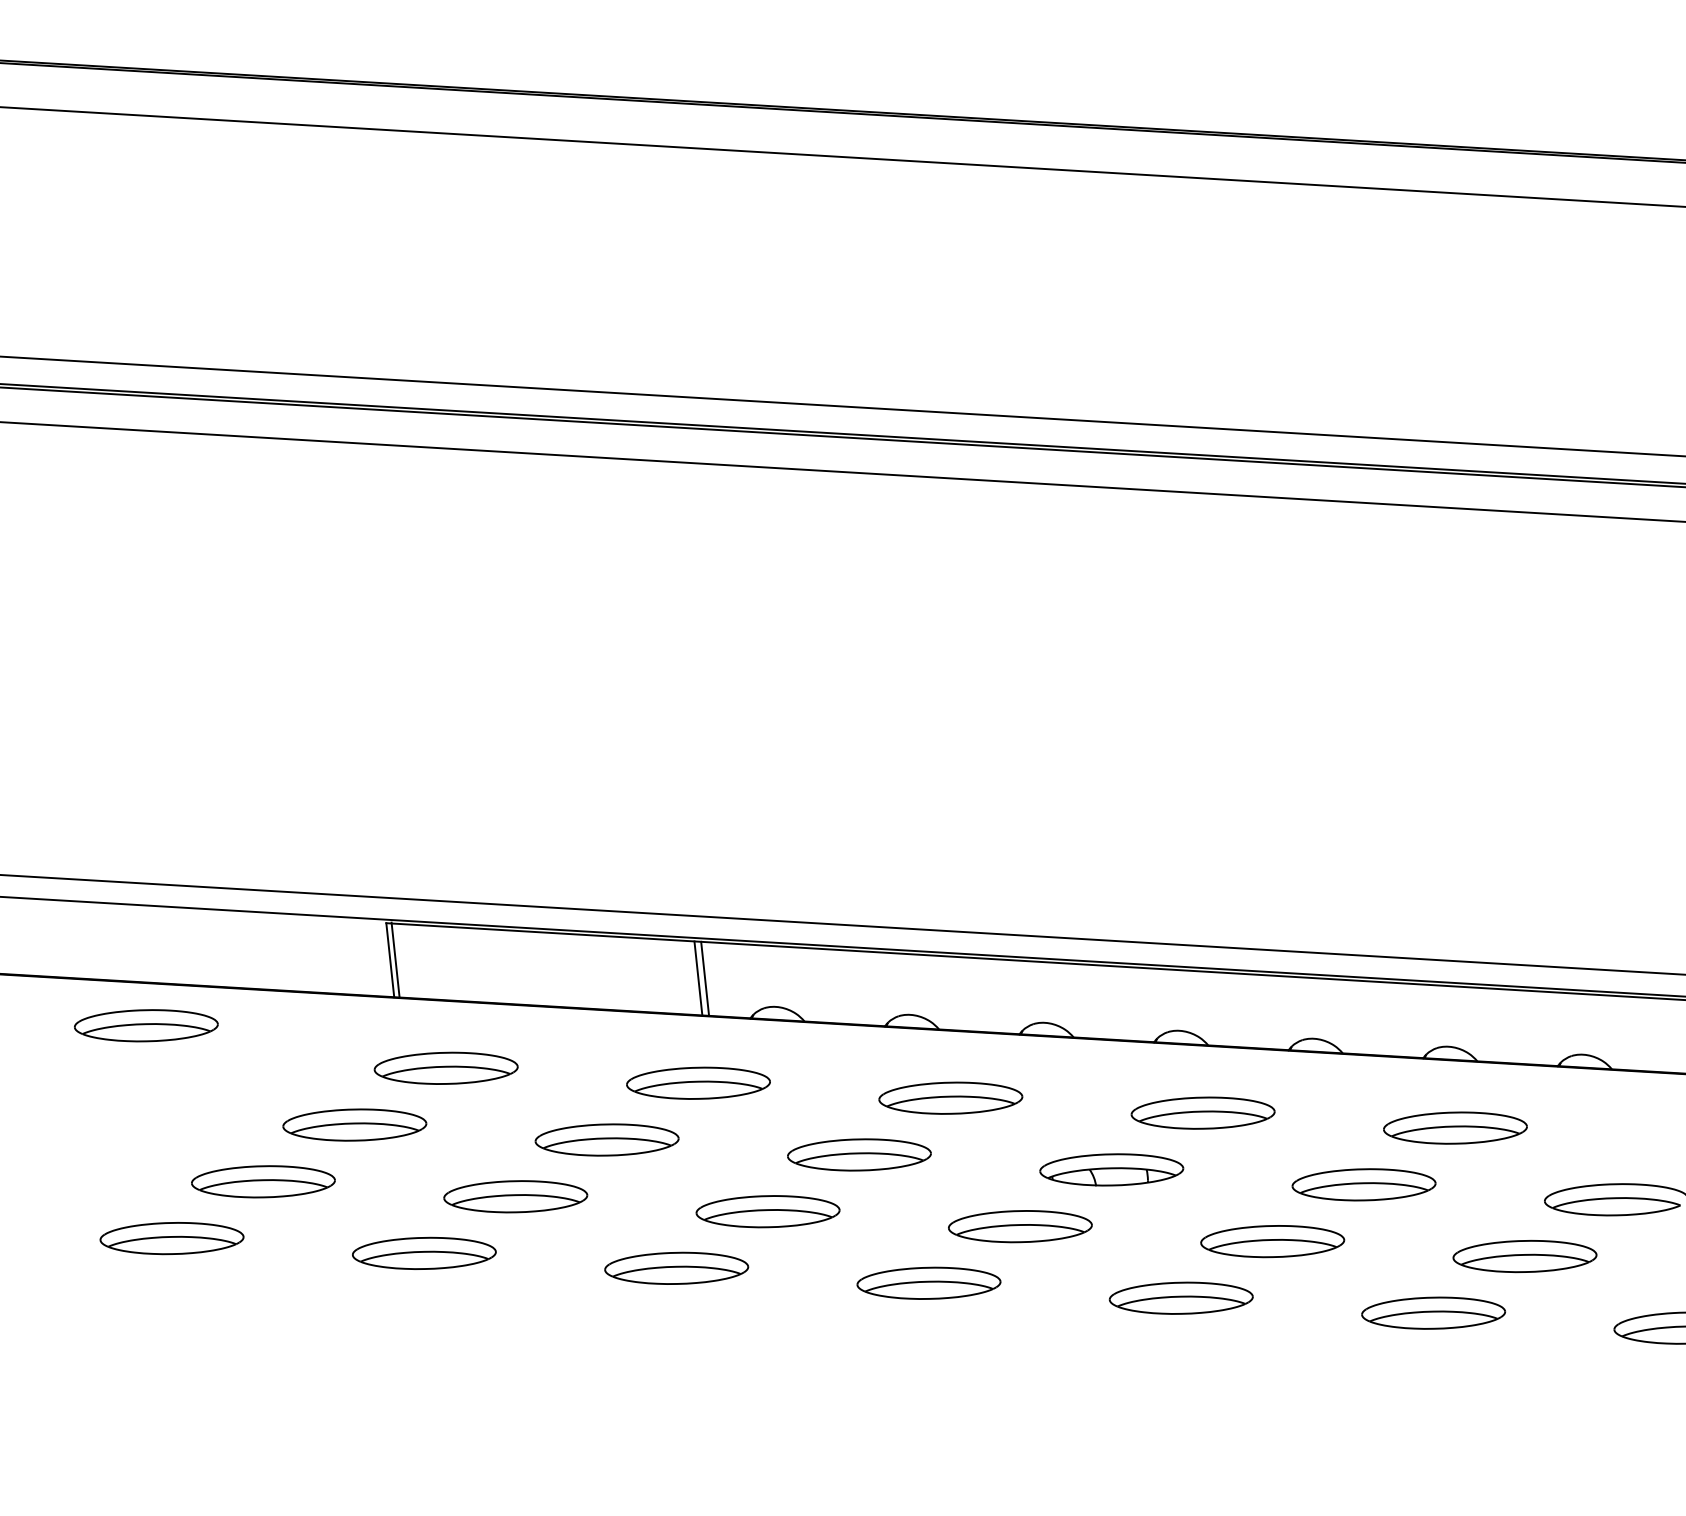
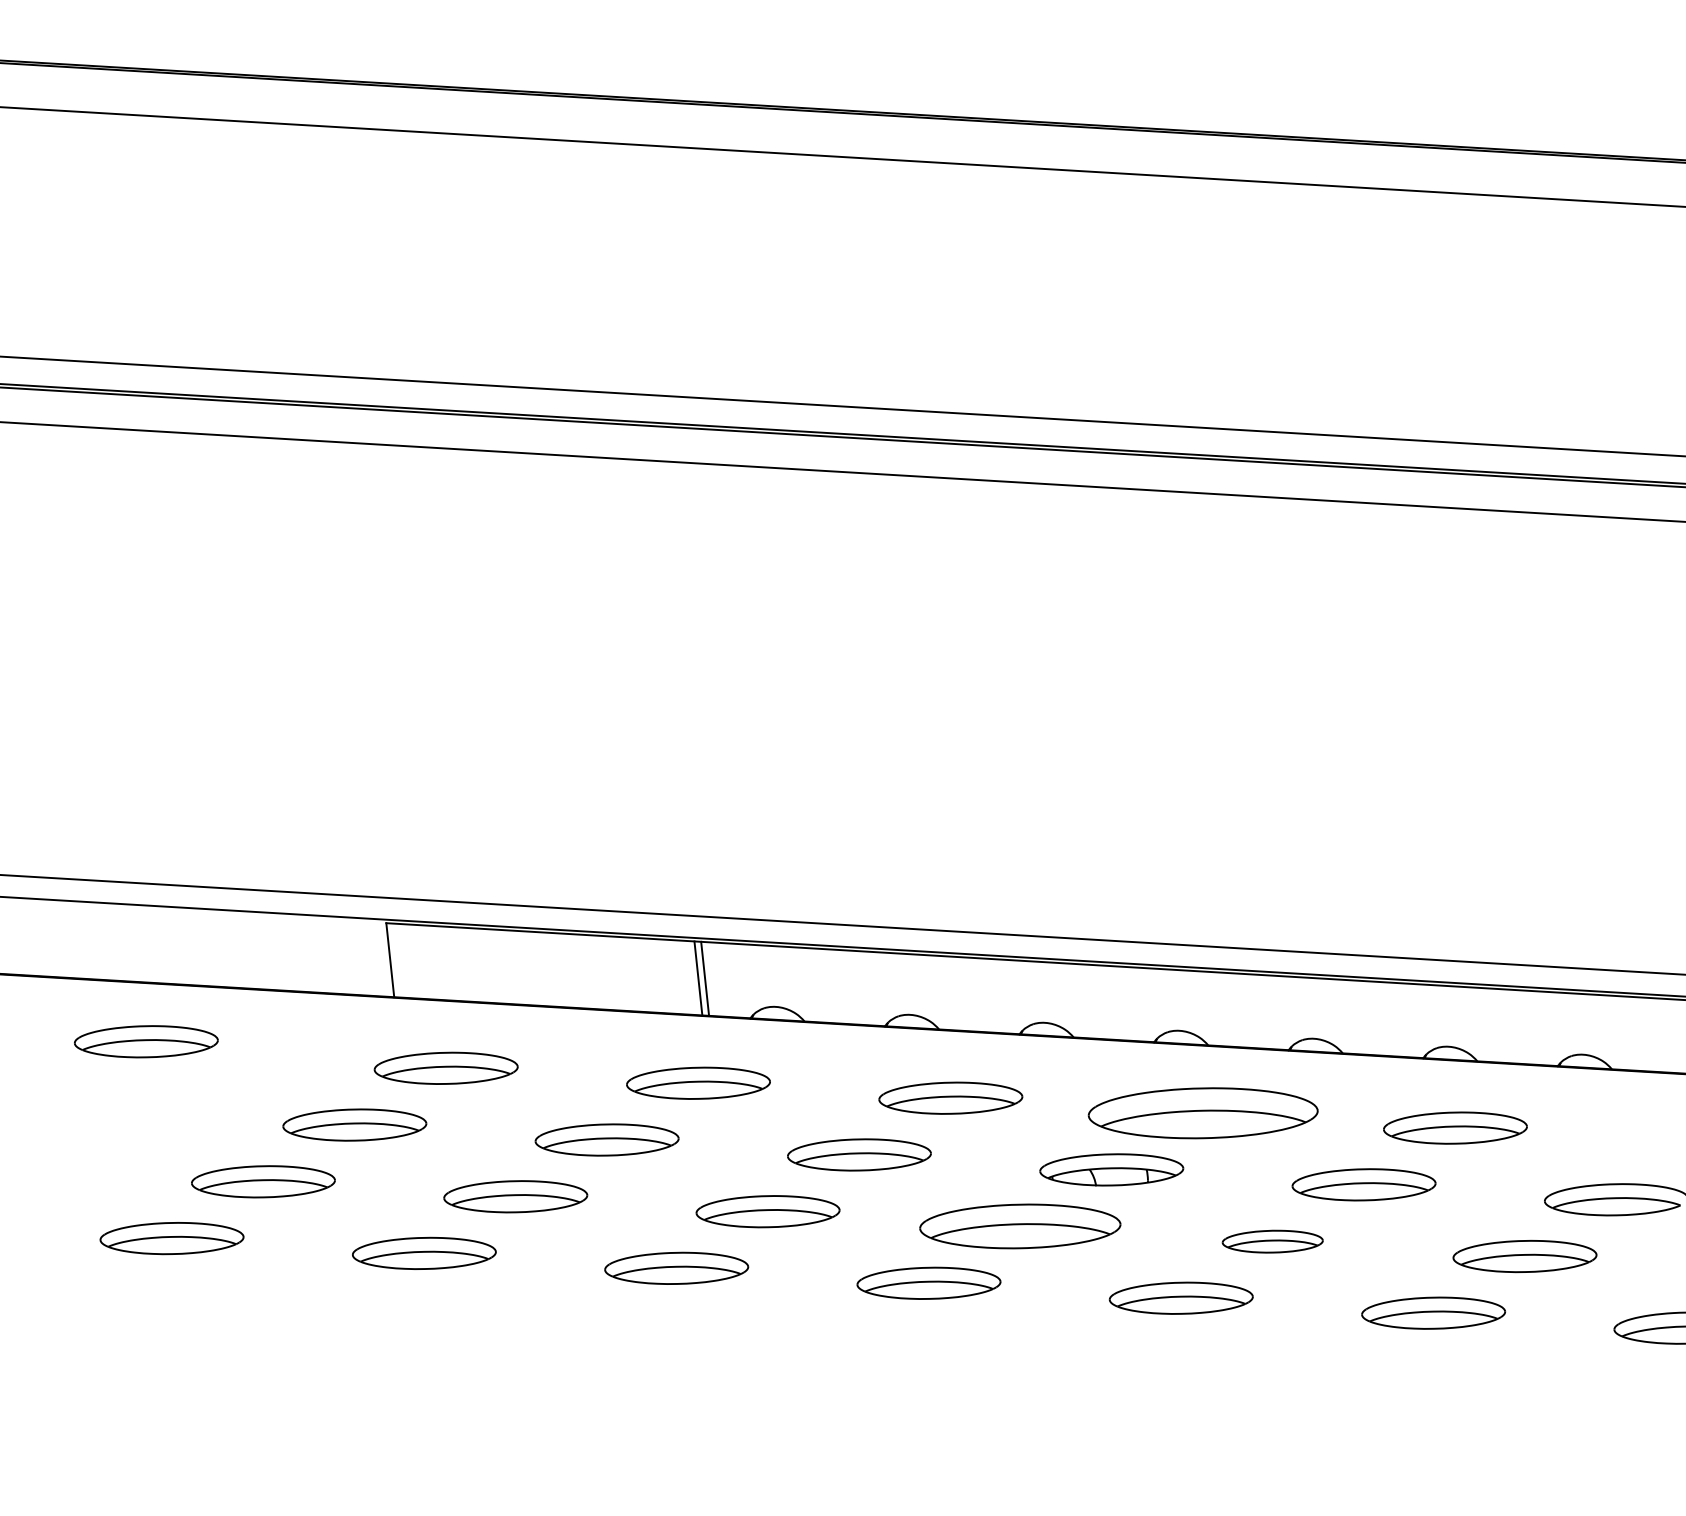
line: present -> none (395, 959)
part position: (146, 1025) -> (146, 1041) (146, 1041)
part size: 146x34 px -> 232x53 px (1202, 1113)
part size: 145x34 px -> 203x47 px (1020, 1226)
part size: 146x34 px -> 103x25 px (1272, 1241)
